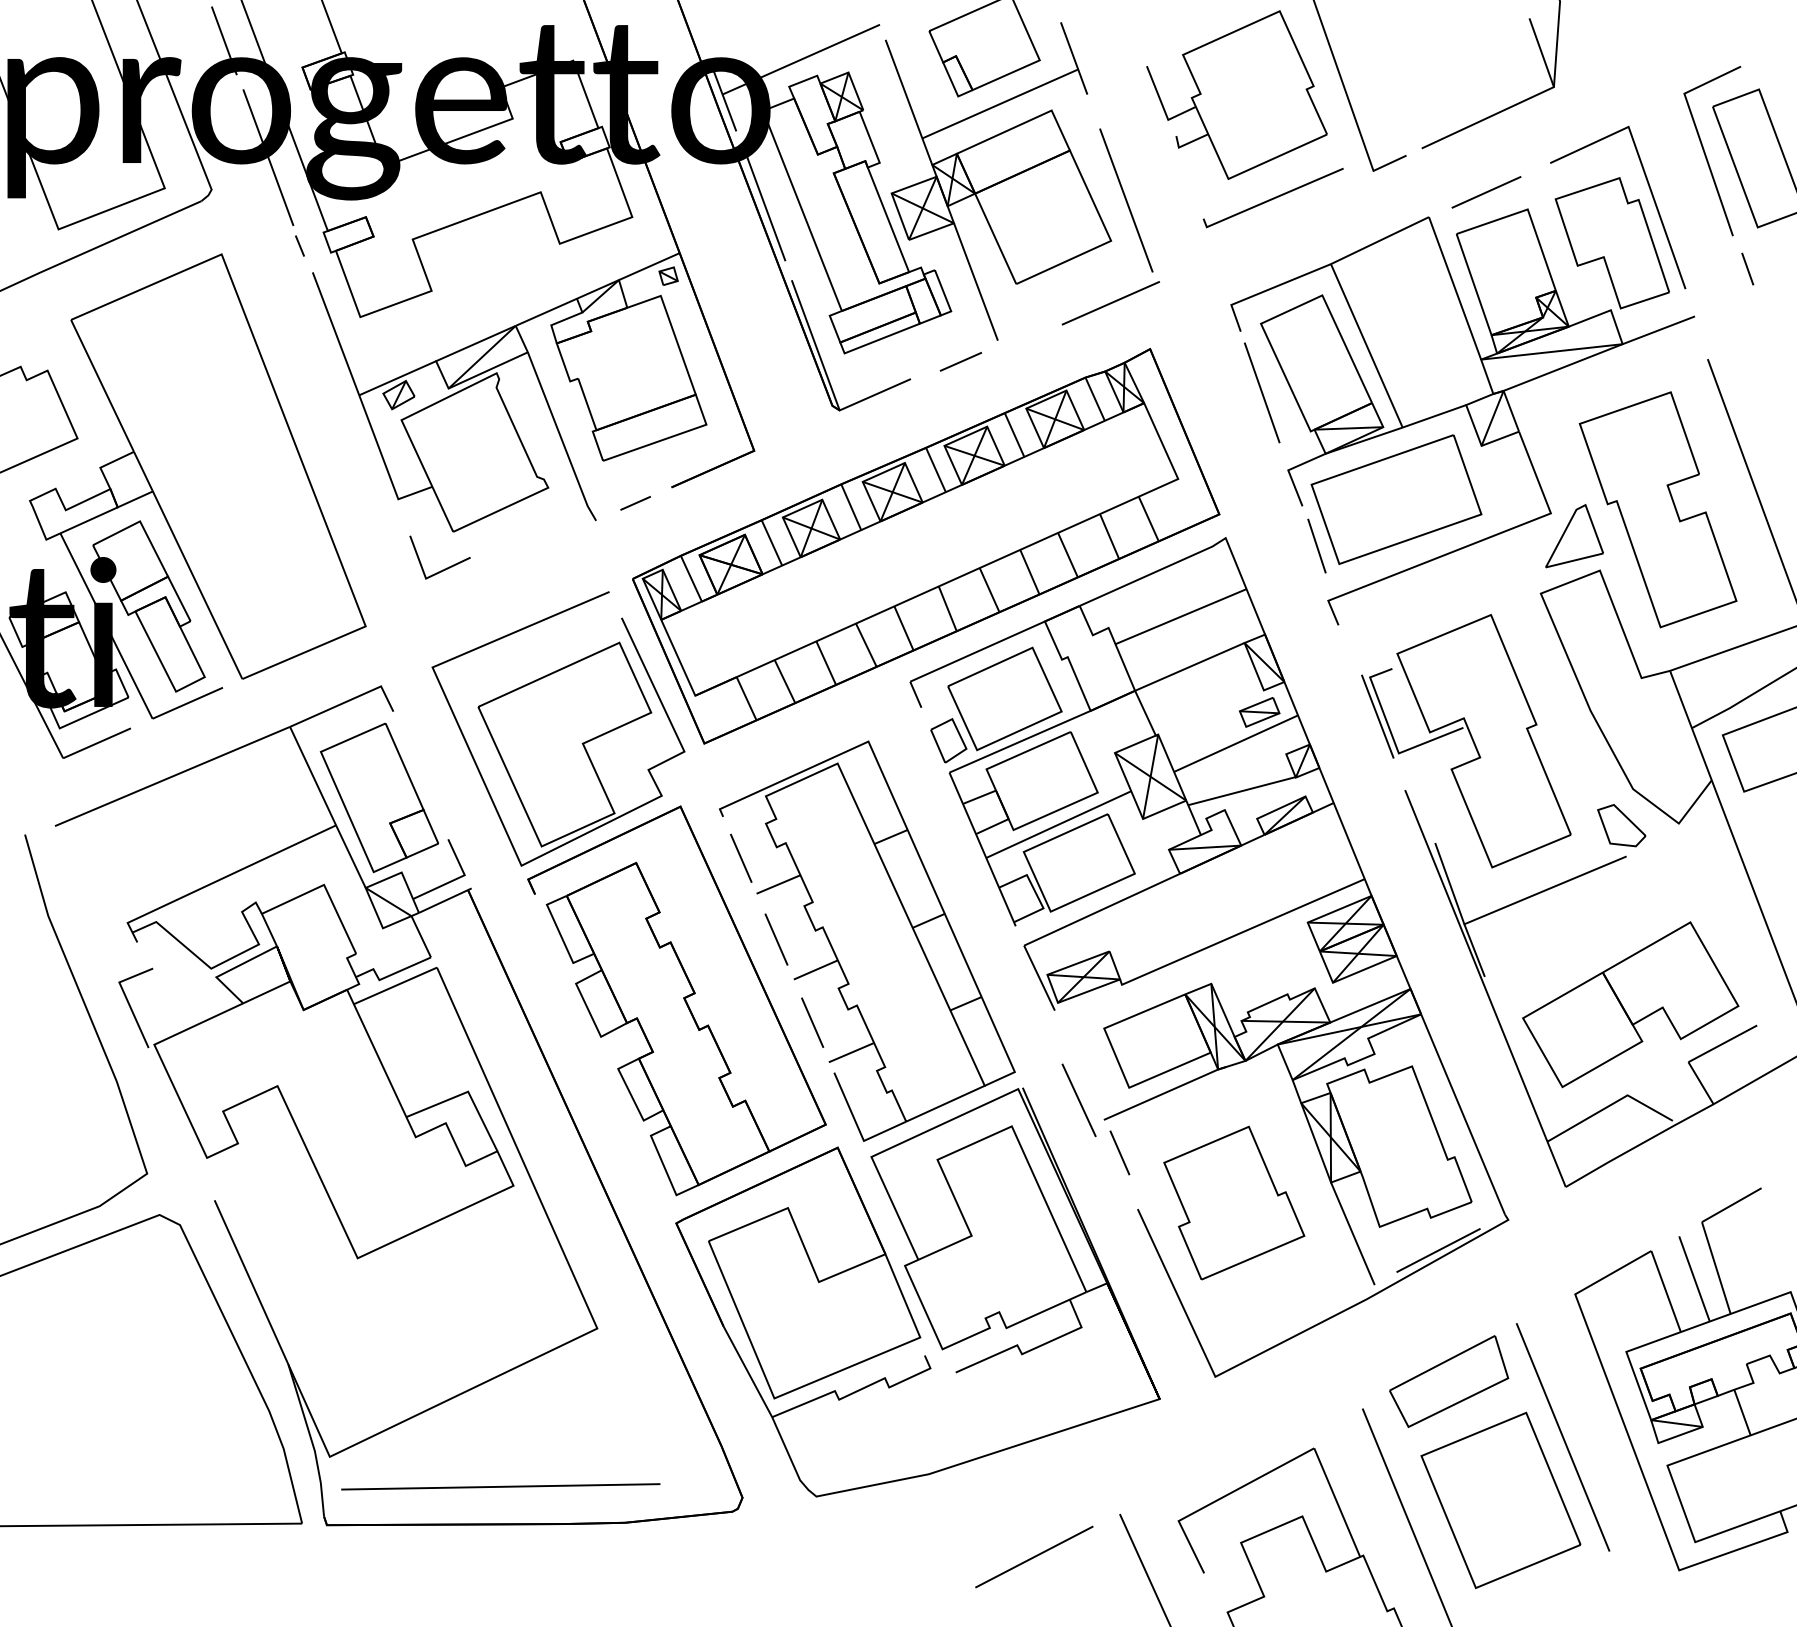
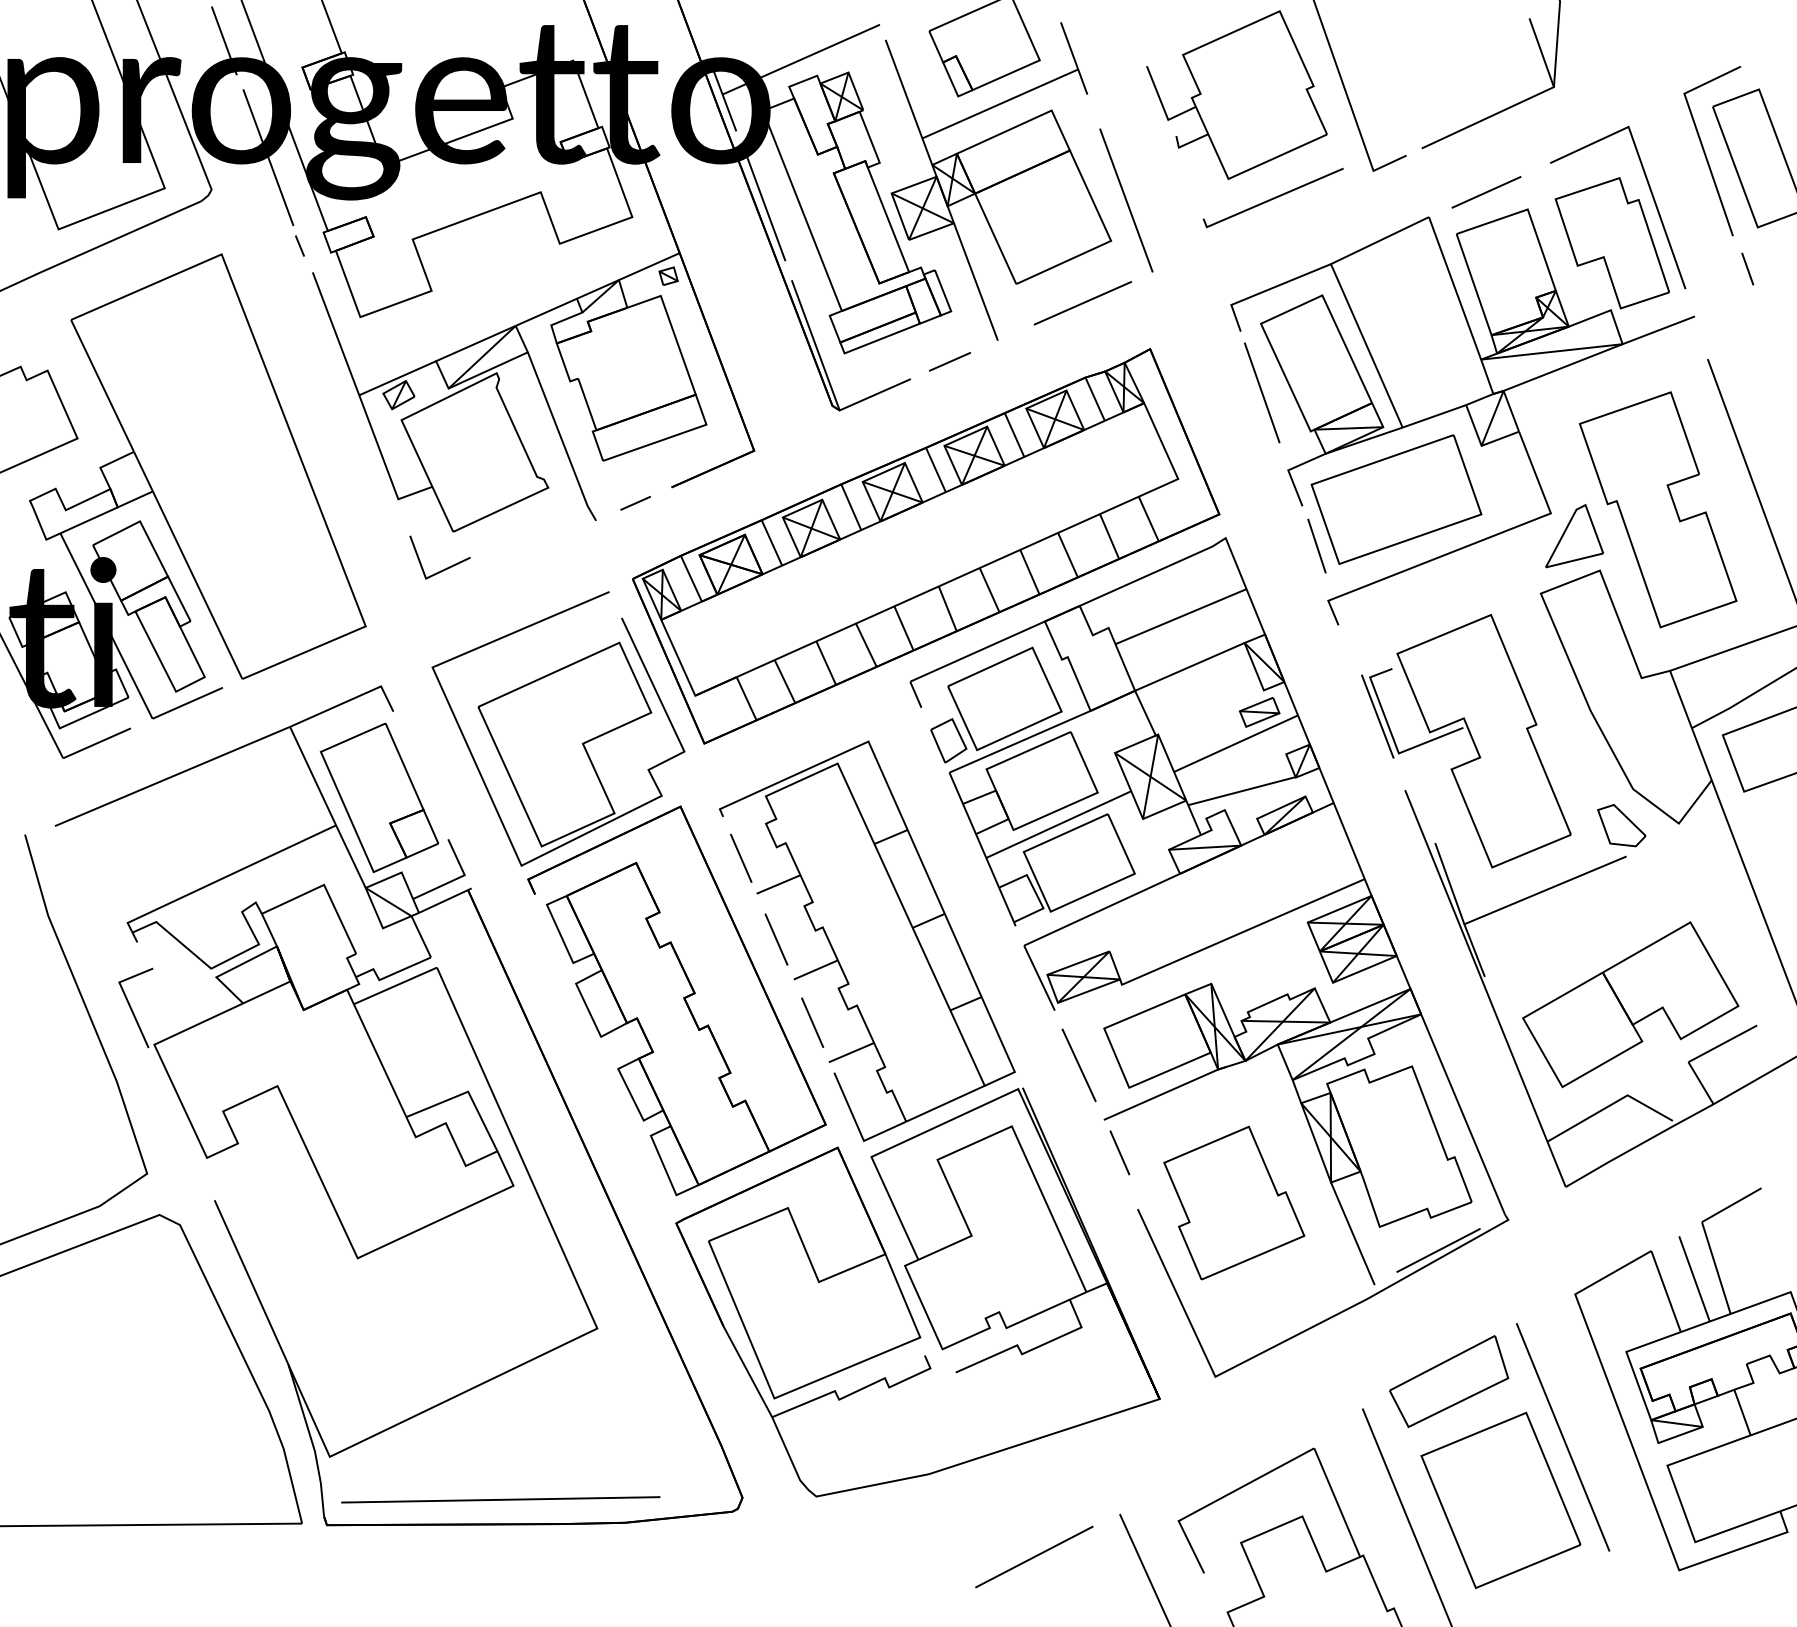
line position: (1110, 303) -> (1082, 303) (1082, 303)
line position: (960, 361) -> (949, 361) (949, 361)
line position: (1078, 1100) -> (1078, 1065) (1078, 1065)
line position: (500, 1486) -> (500, 1499) (500, 1499)
